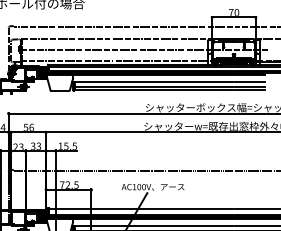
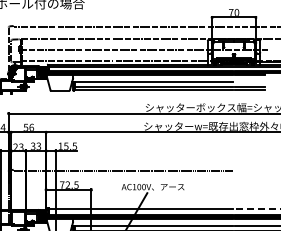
line: present -> none (249, 82)
line: present -> none (255, 170)
line: solid -> dashed (257, 208)
